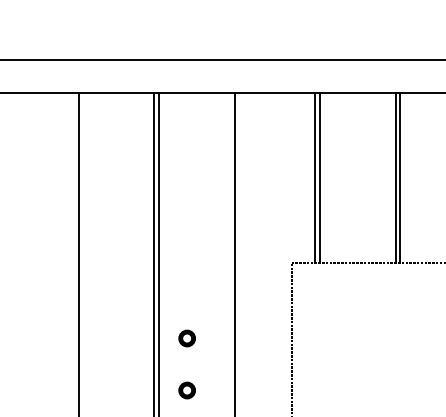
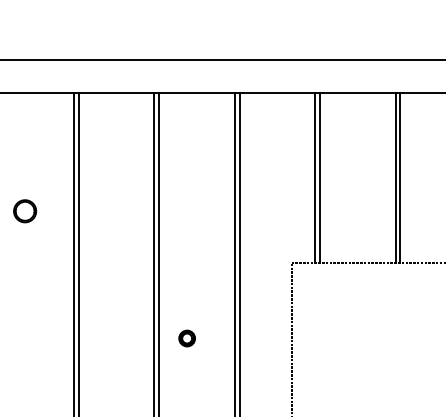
part: none -> present (25, 211)
line: none -> present (73, 253)
line: none -> present (239, 253)
part: present -> none (186, 390)
